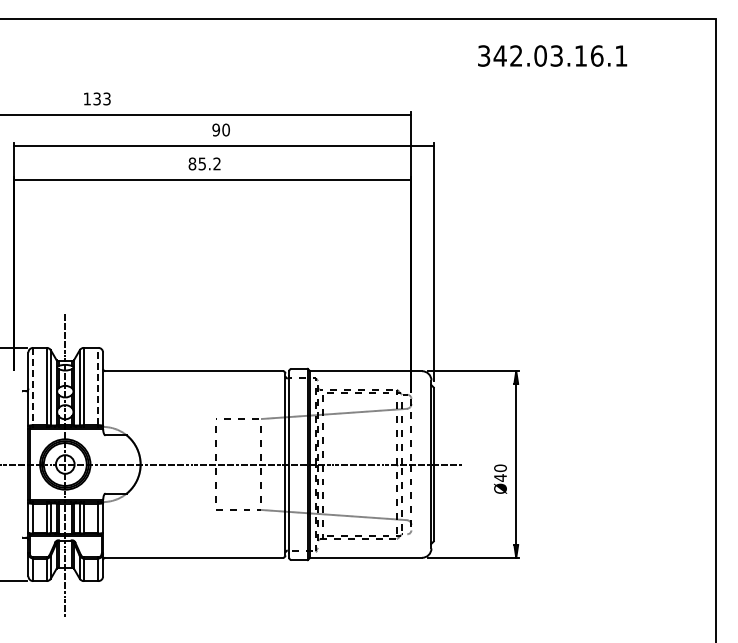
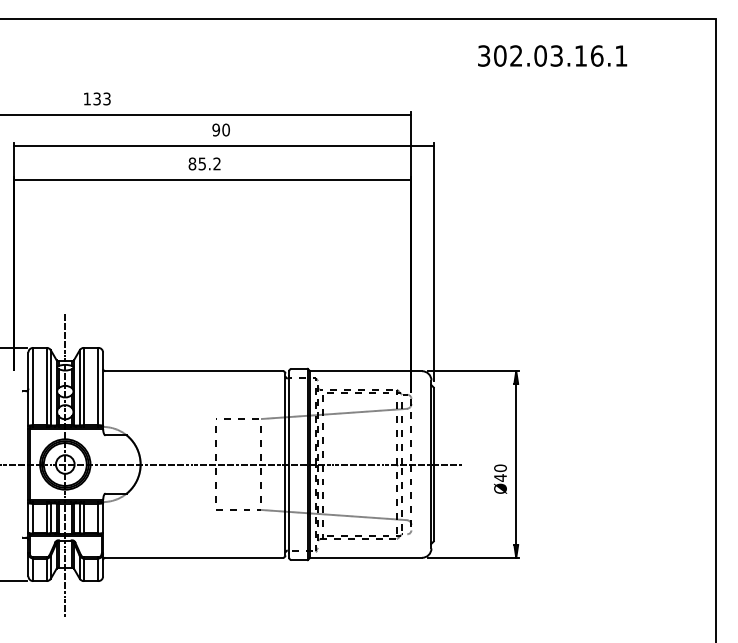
text: 342.03.16.1 -> 302.03.16.1 (499, 55)
line: dashed -> solid (33, 386)
line: dashed -> solid (98, 386)
